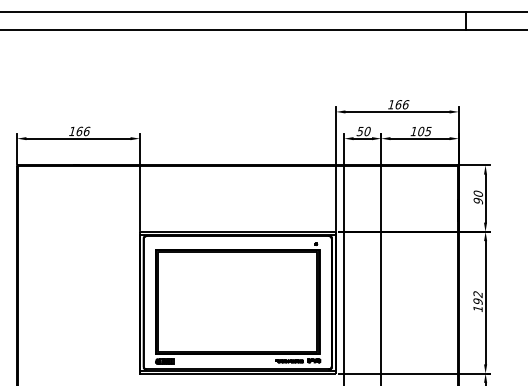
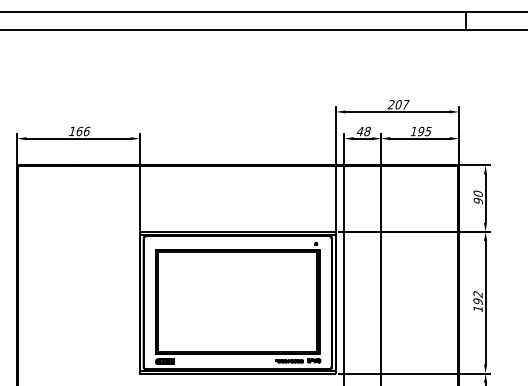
text: 166 -> 207 (398, 104)
text: 50 -> 48 (363, 131)
text: 105 -> 195 (420, 131)
